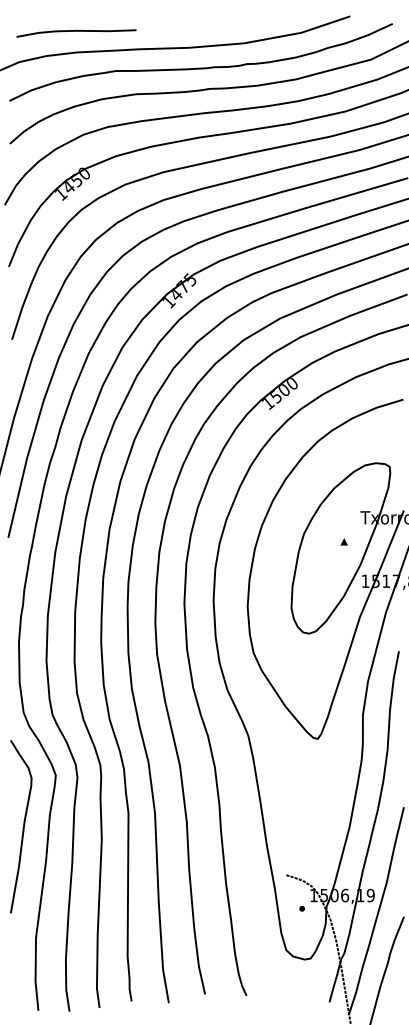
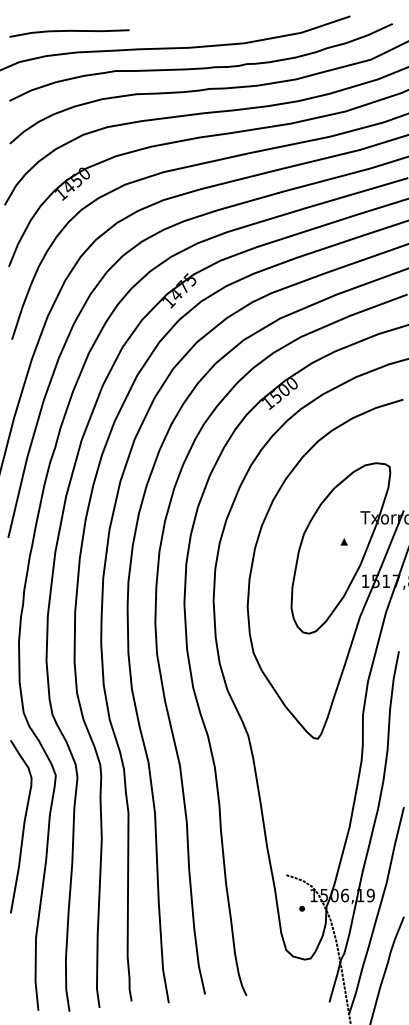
curve position: (76, 31) -> (69, 31) (69, 31)
